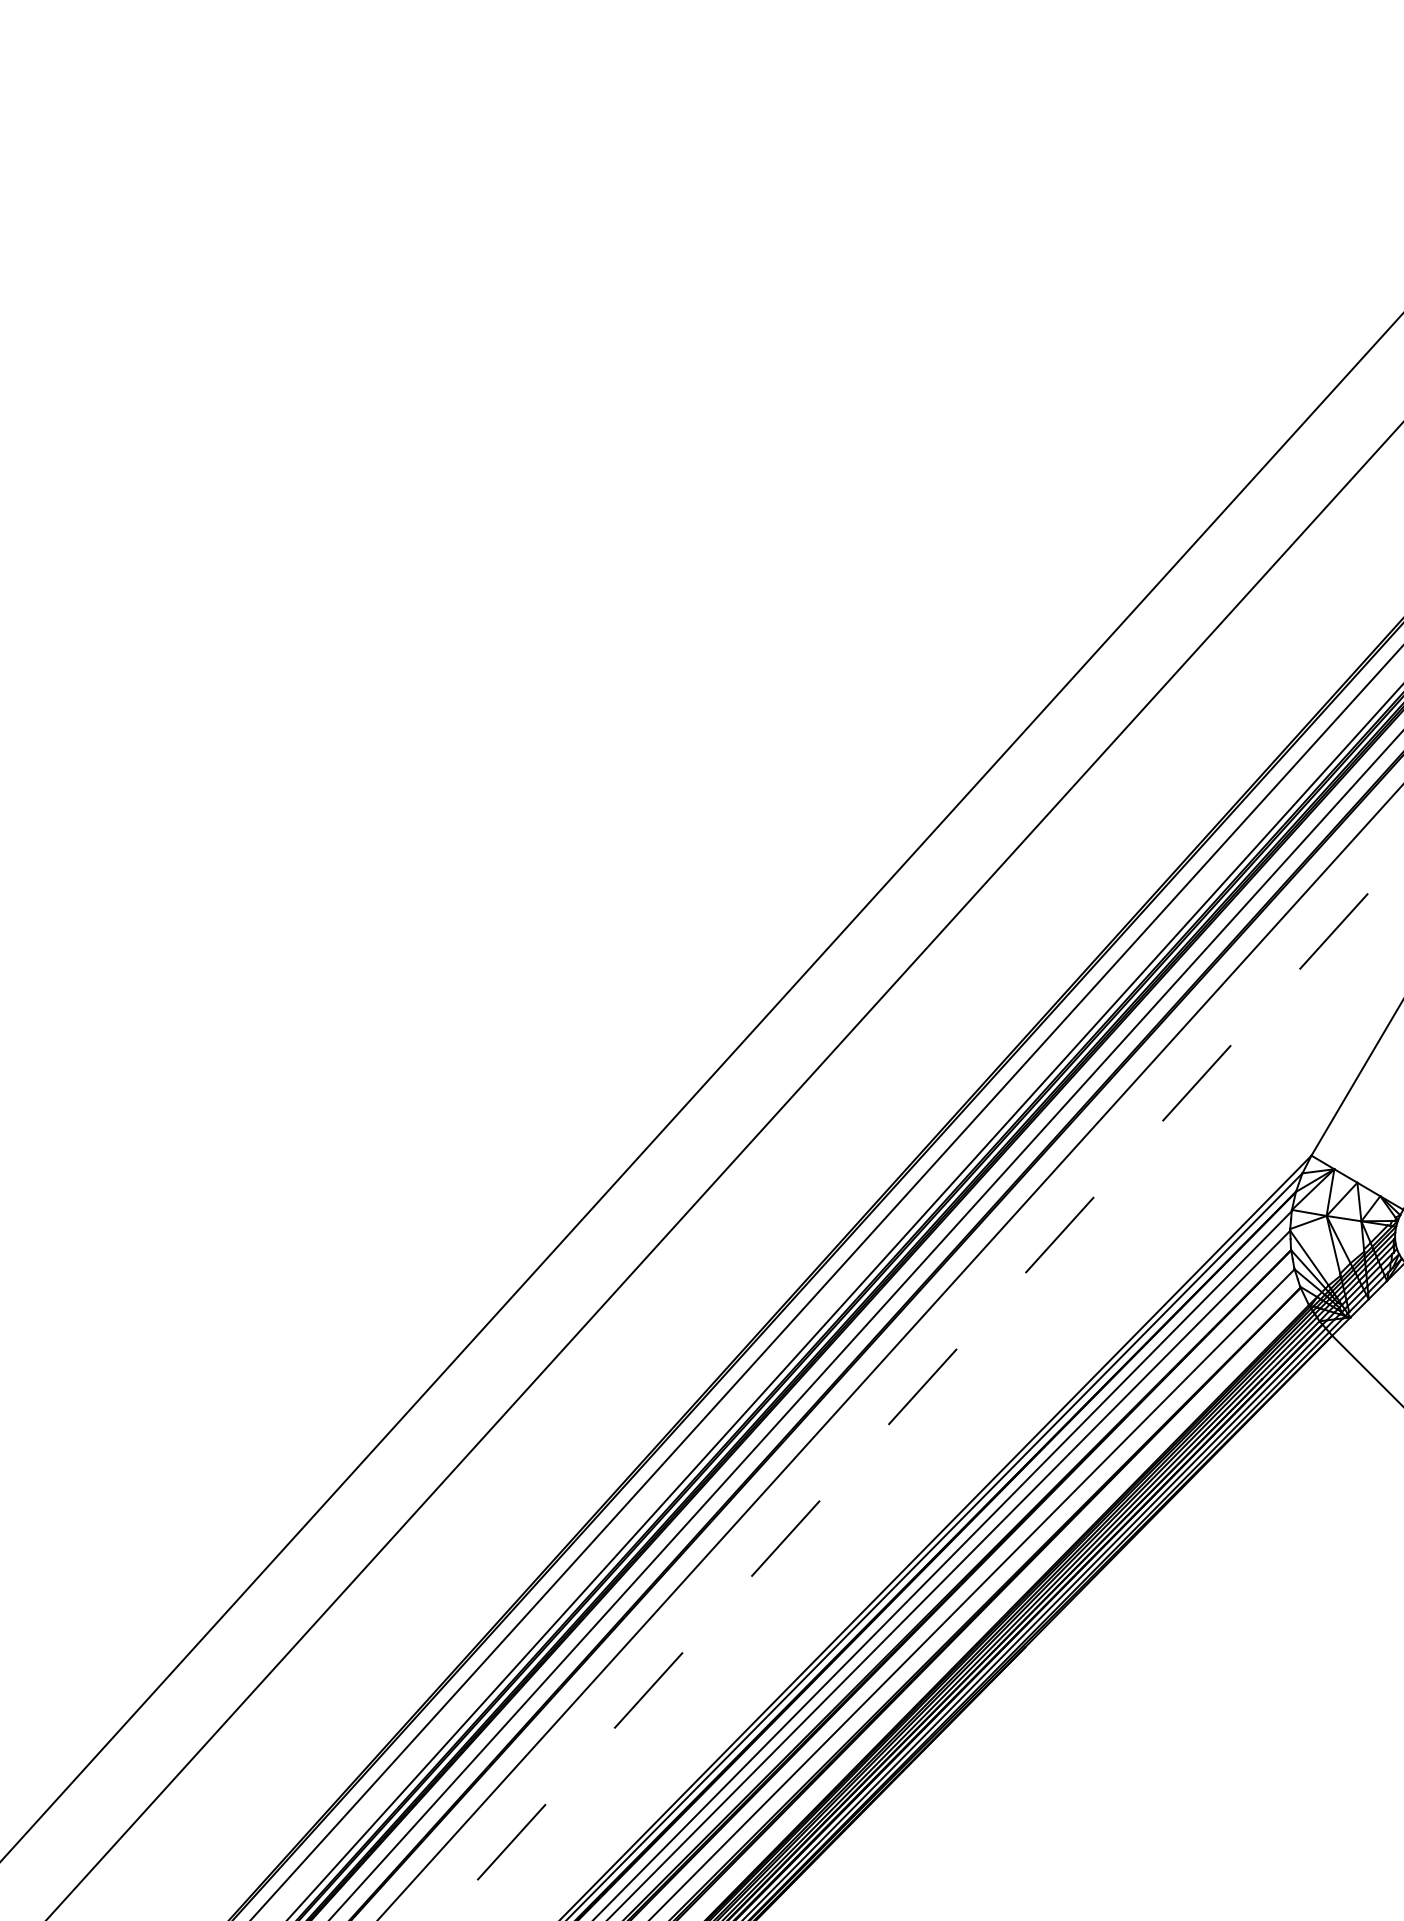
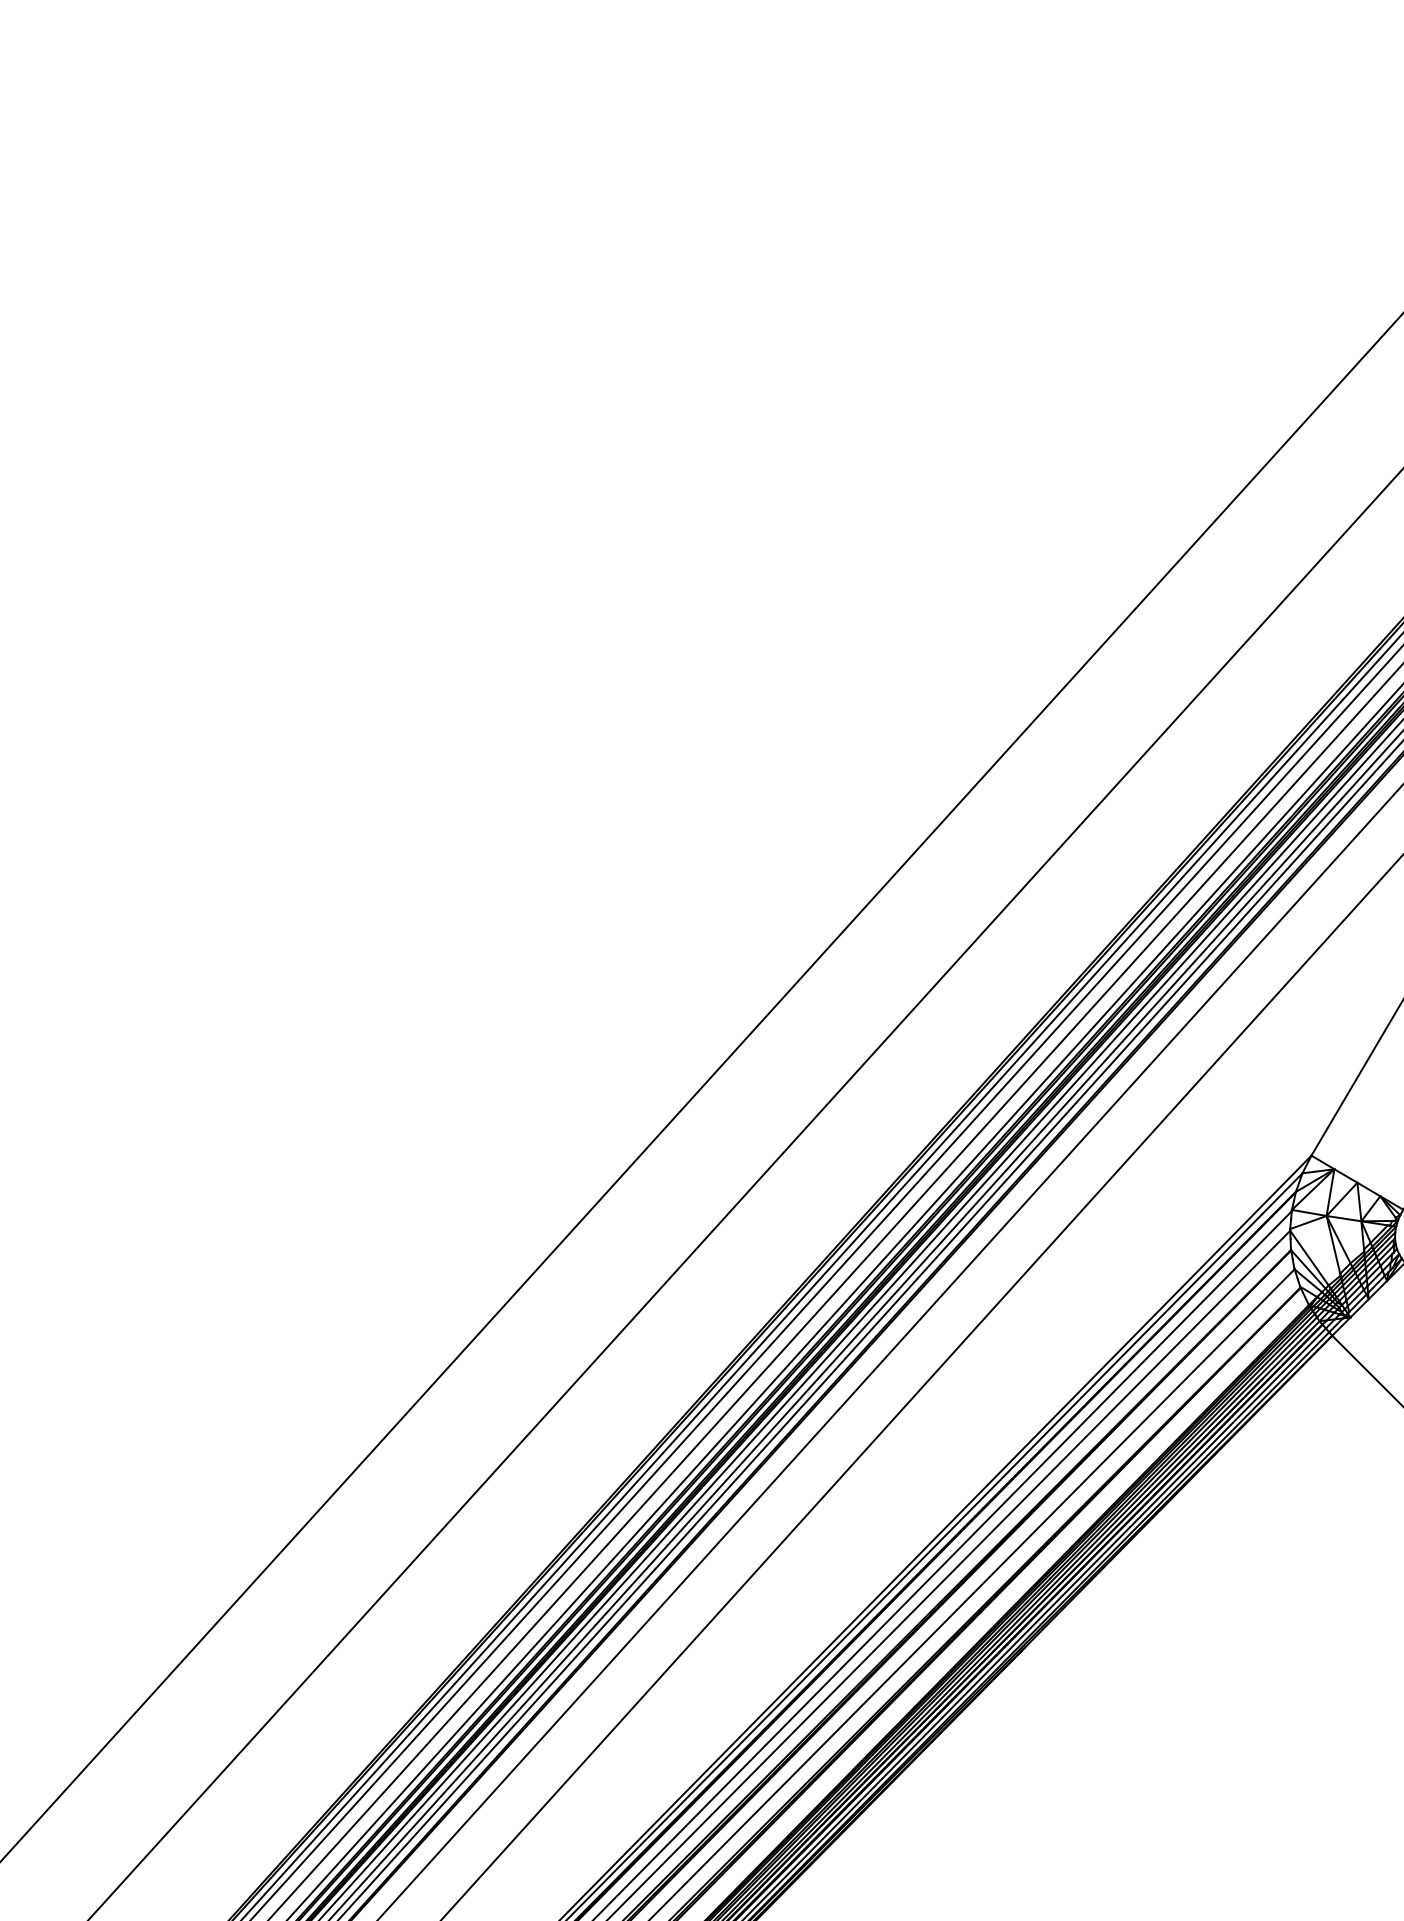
line position: (724, 1171) -> (745, 1194) (745, 1194)
line: none -> present (821, 1276)
line: none -> present (835, 1291)
line: none -> present (860, 1319)
line: none -> present (870, 1330)
line: dashed -> solid (922, 1386)
